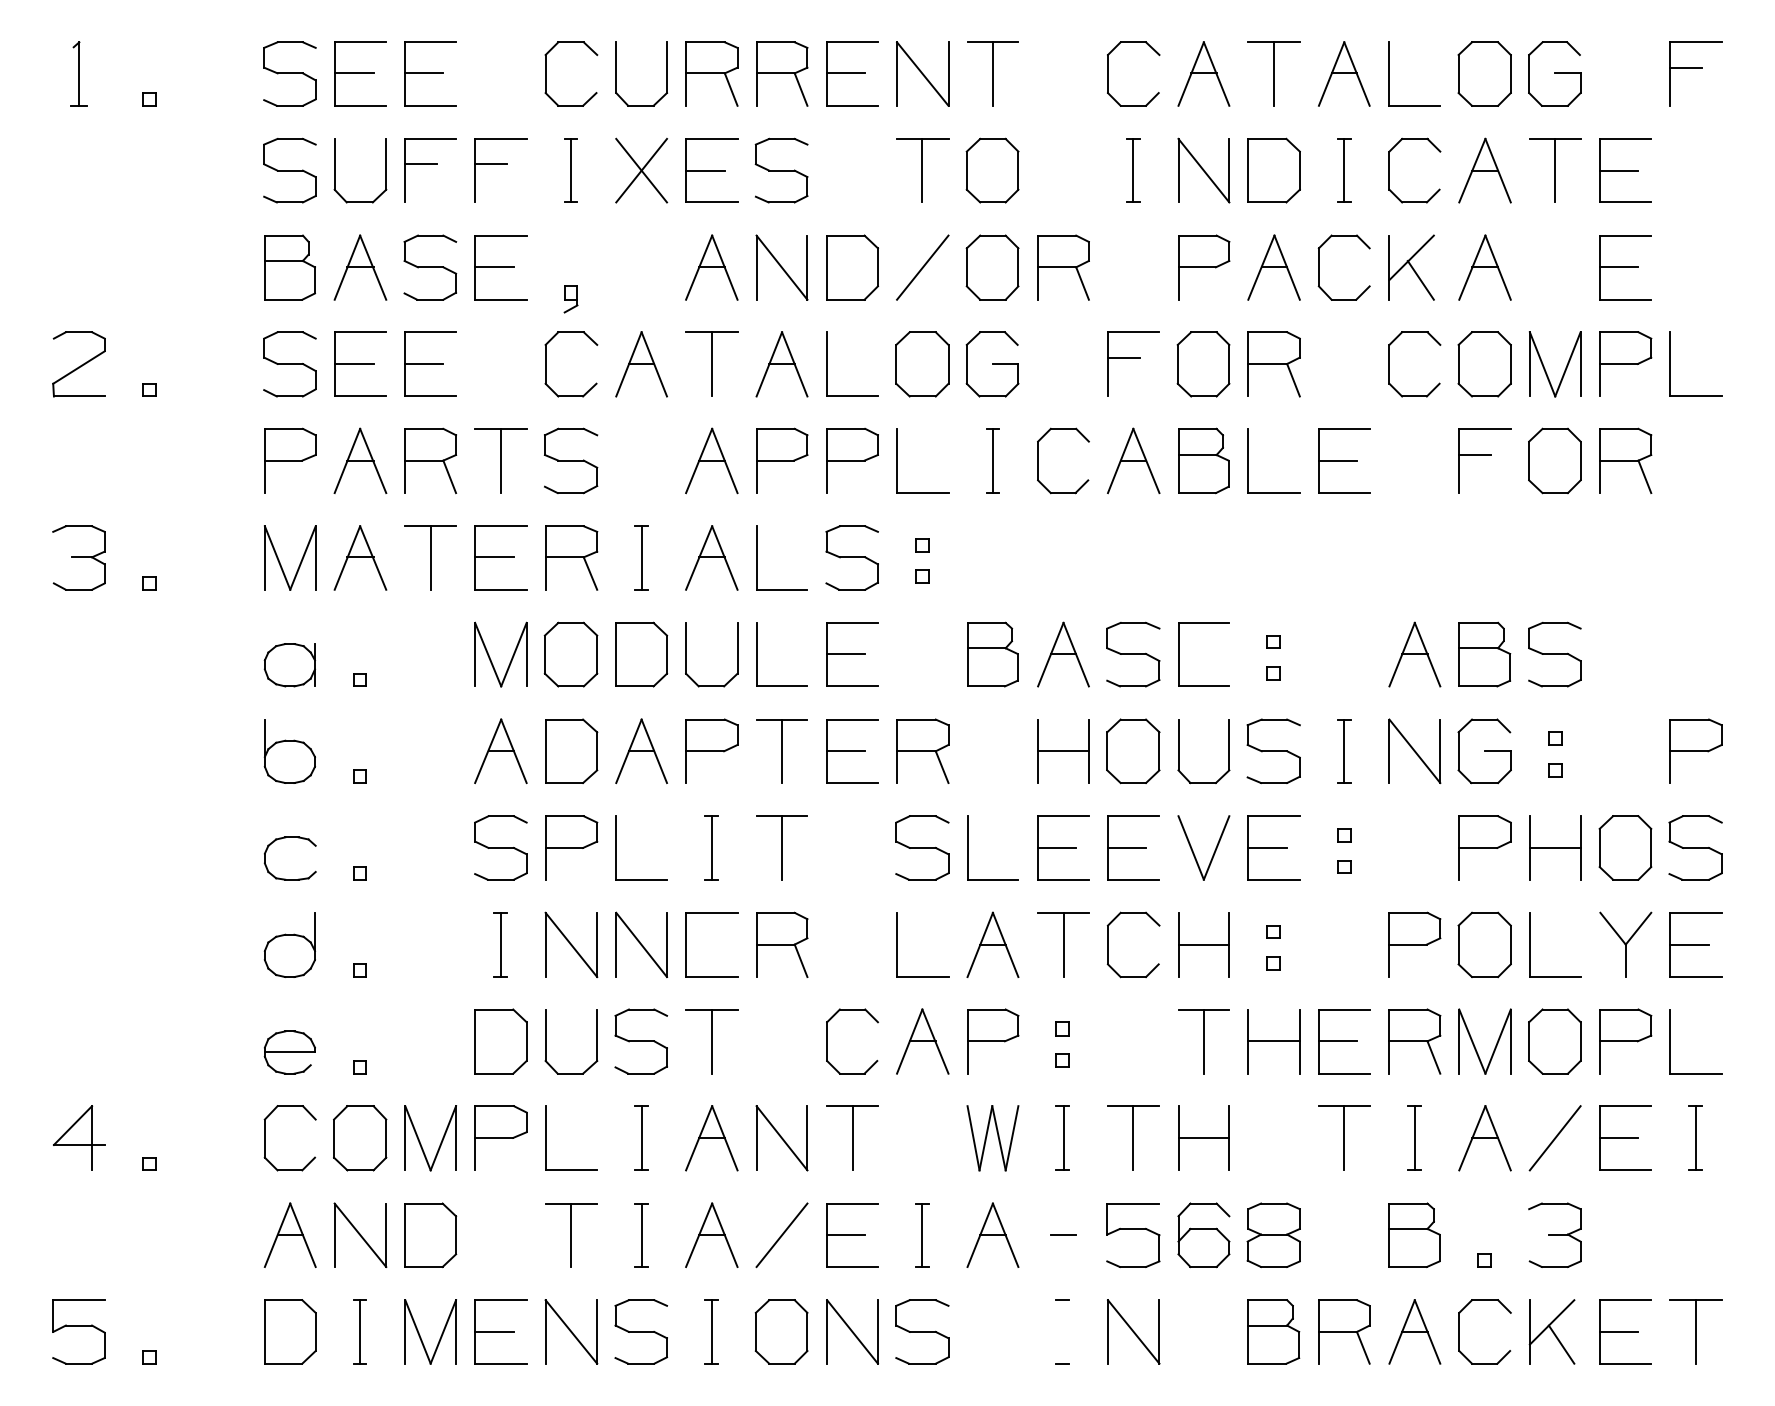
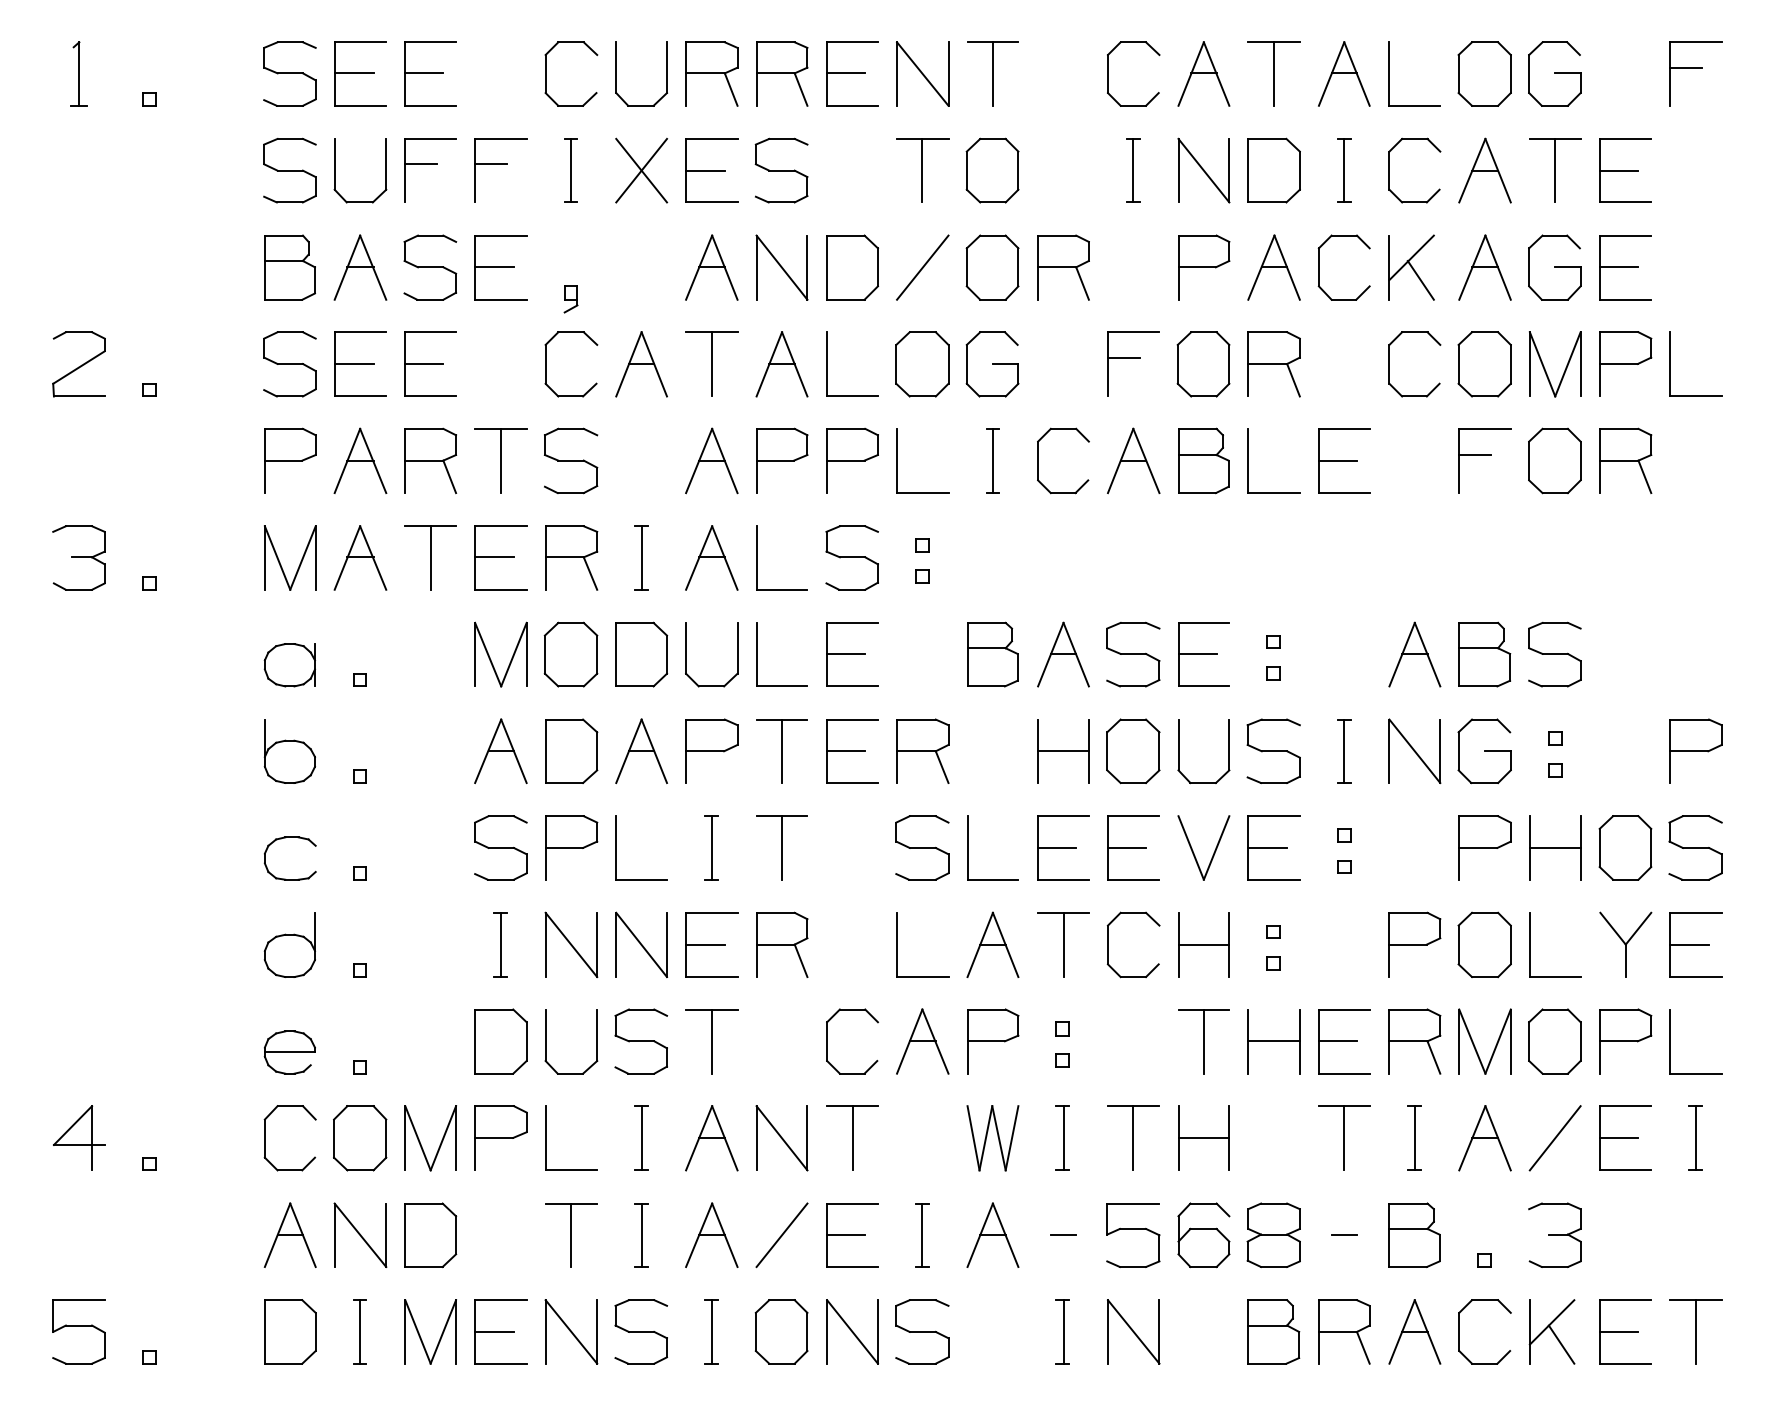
part: none -> present (1554, 267)
line: none -> present (1197, 653)
line: none -> present (705, 944)
line: none -> present (1343, 1234)
line: none -> present (1063, 1331)
